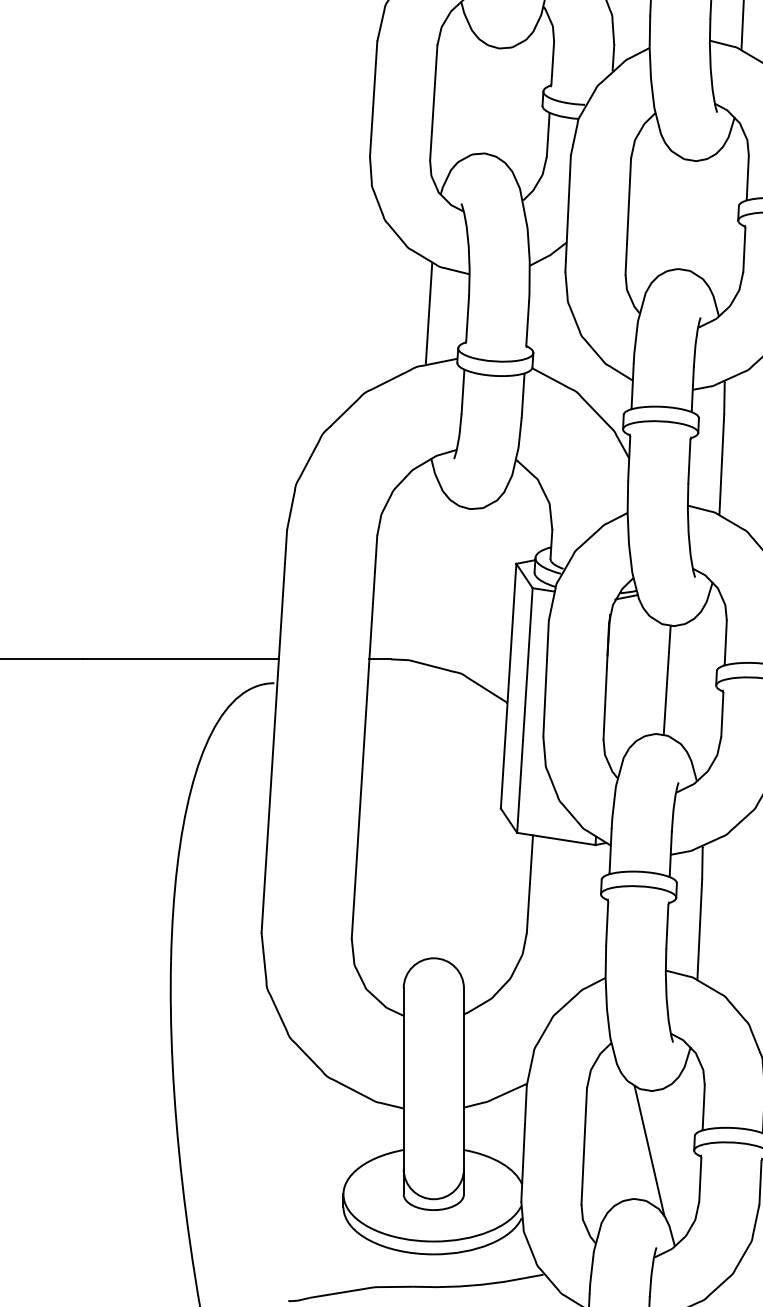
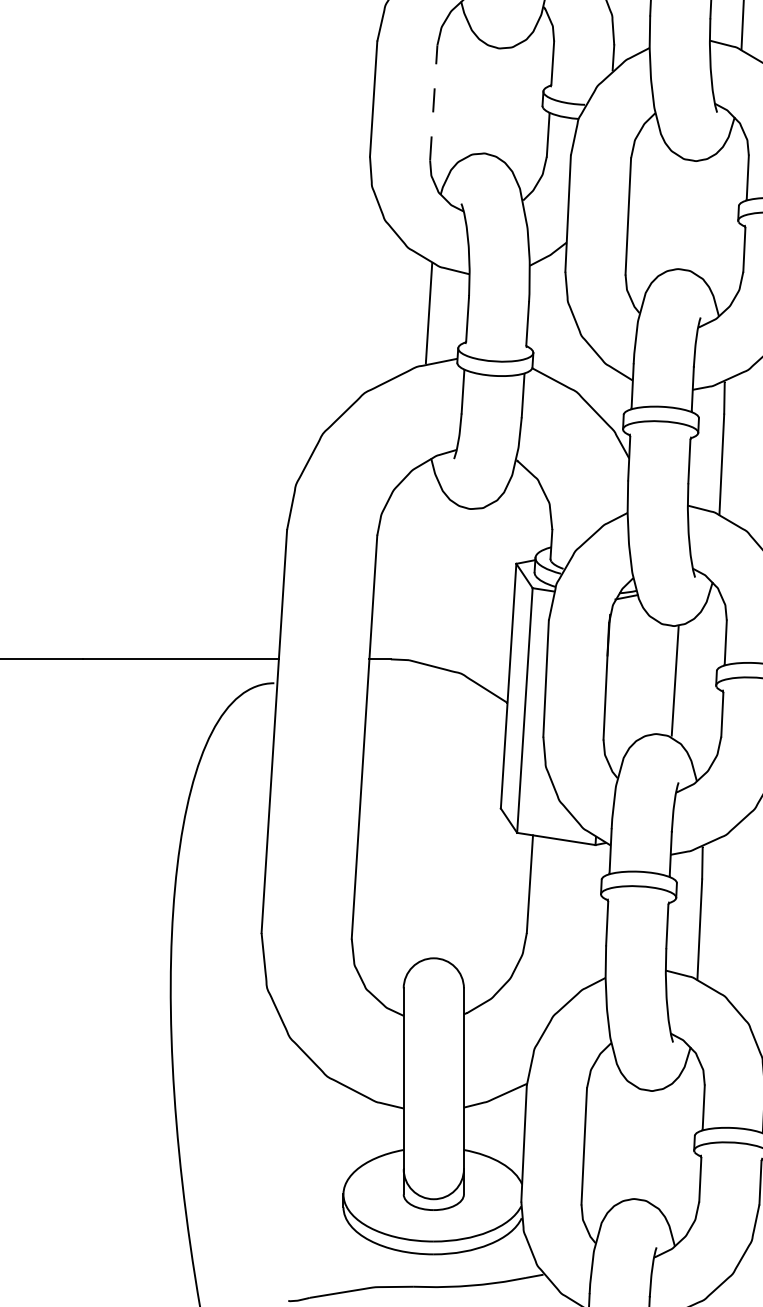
line: solid -> dashed (433, 102)
line position: (666, 680) -> (674, 681) (674, 681)
line: present -> none (649, 1151)
